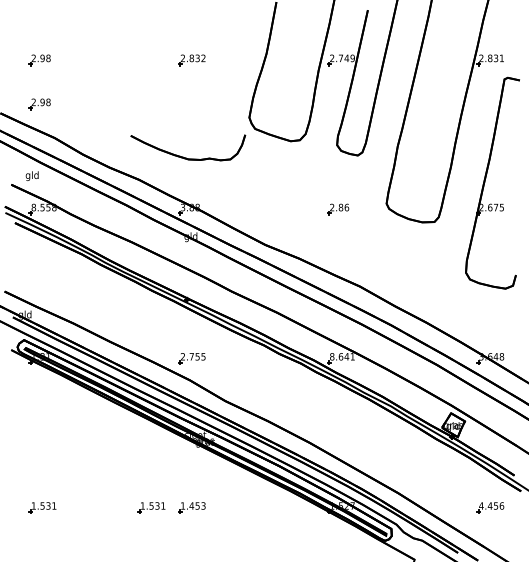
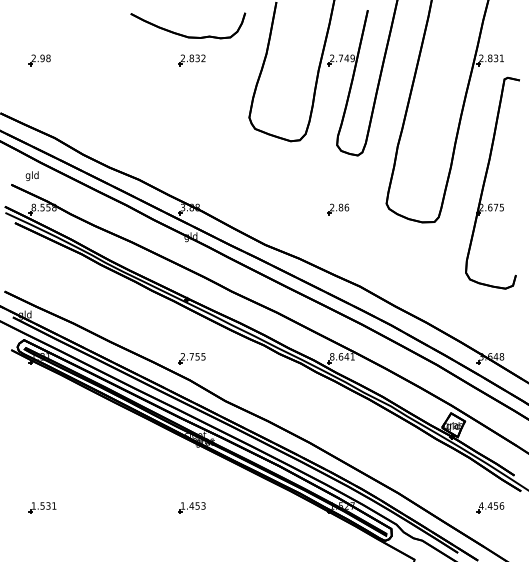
part: present -> none (39, 104)
part position: (186, 157) -> (186, 35) (186, 35)
part: present -> none (151, 507)
